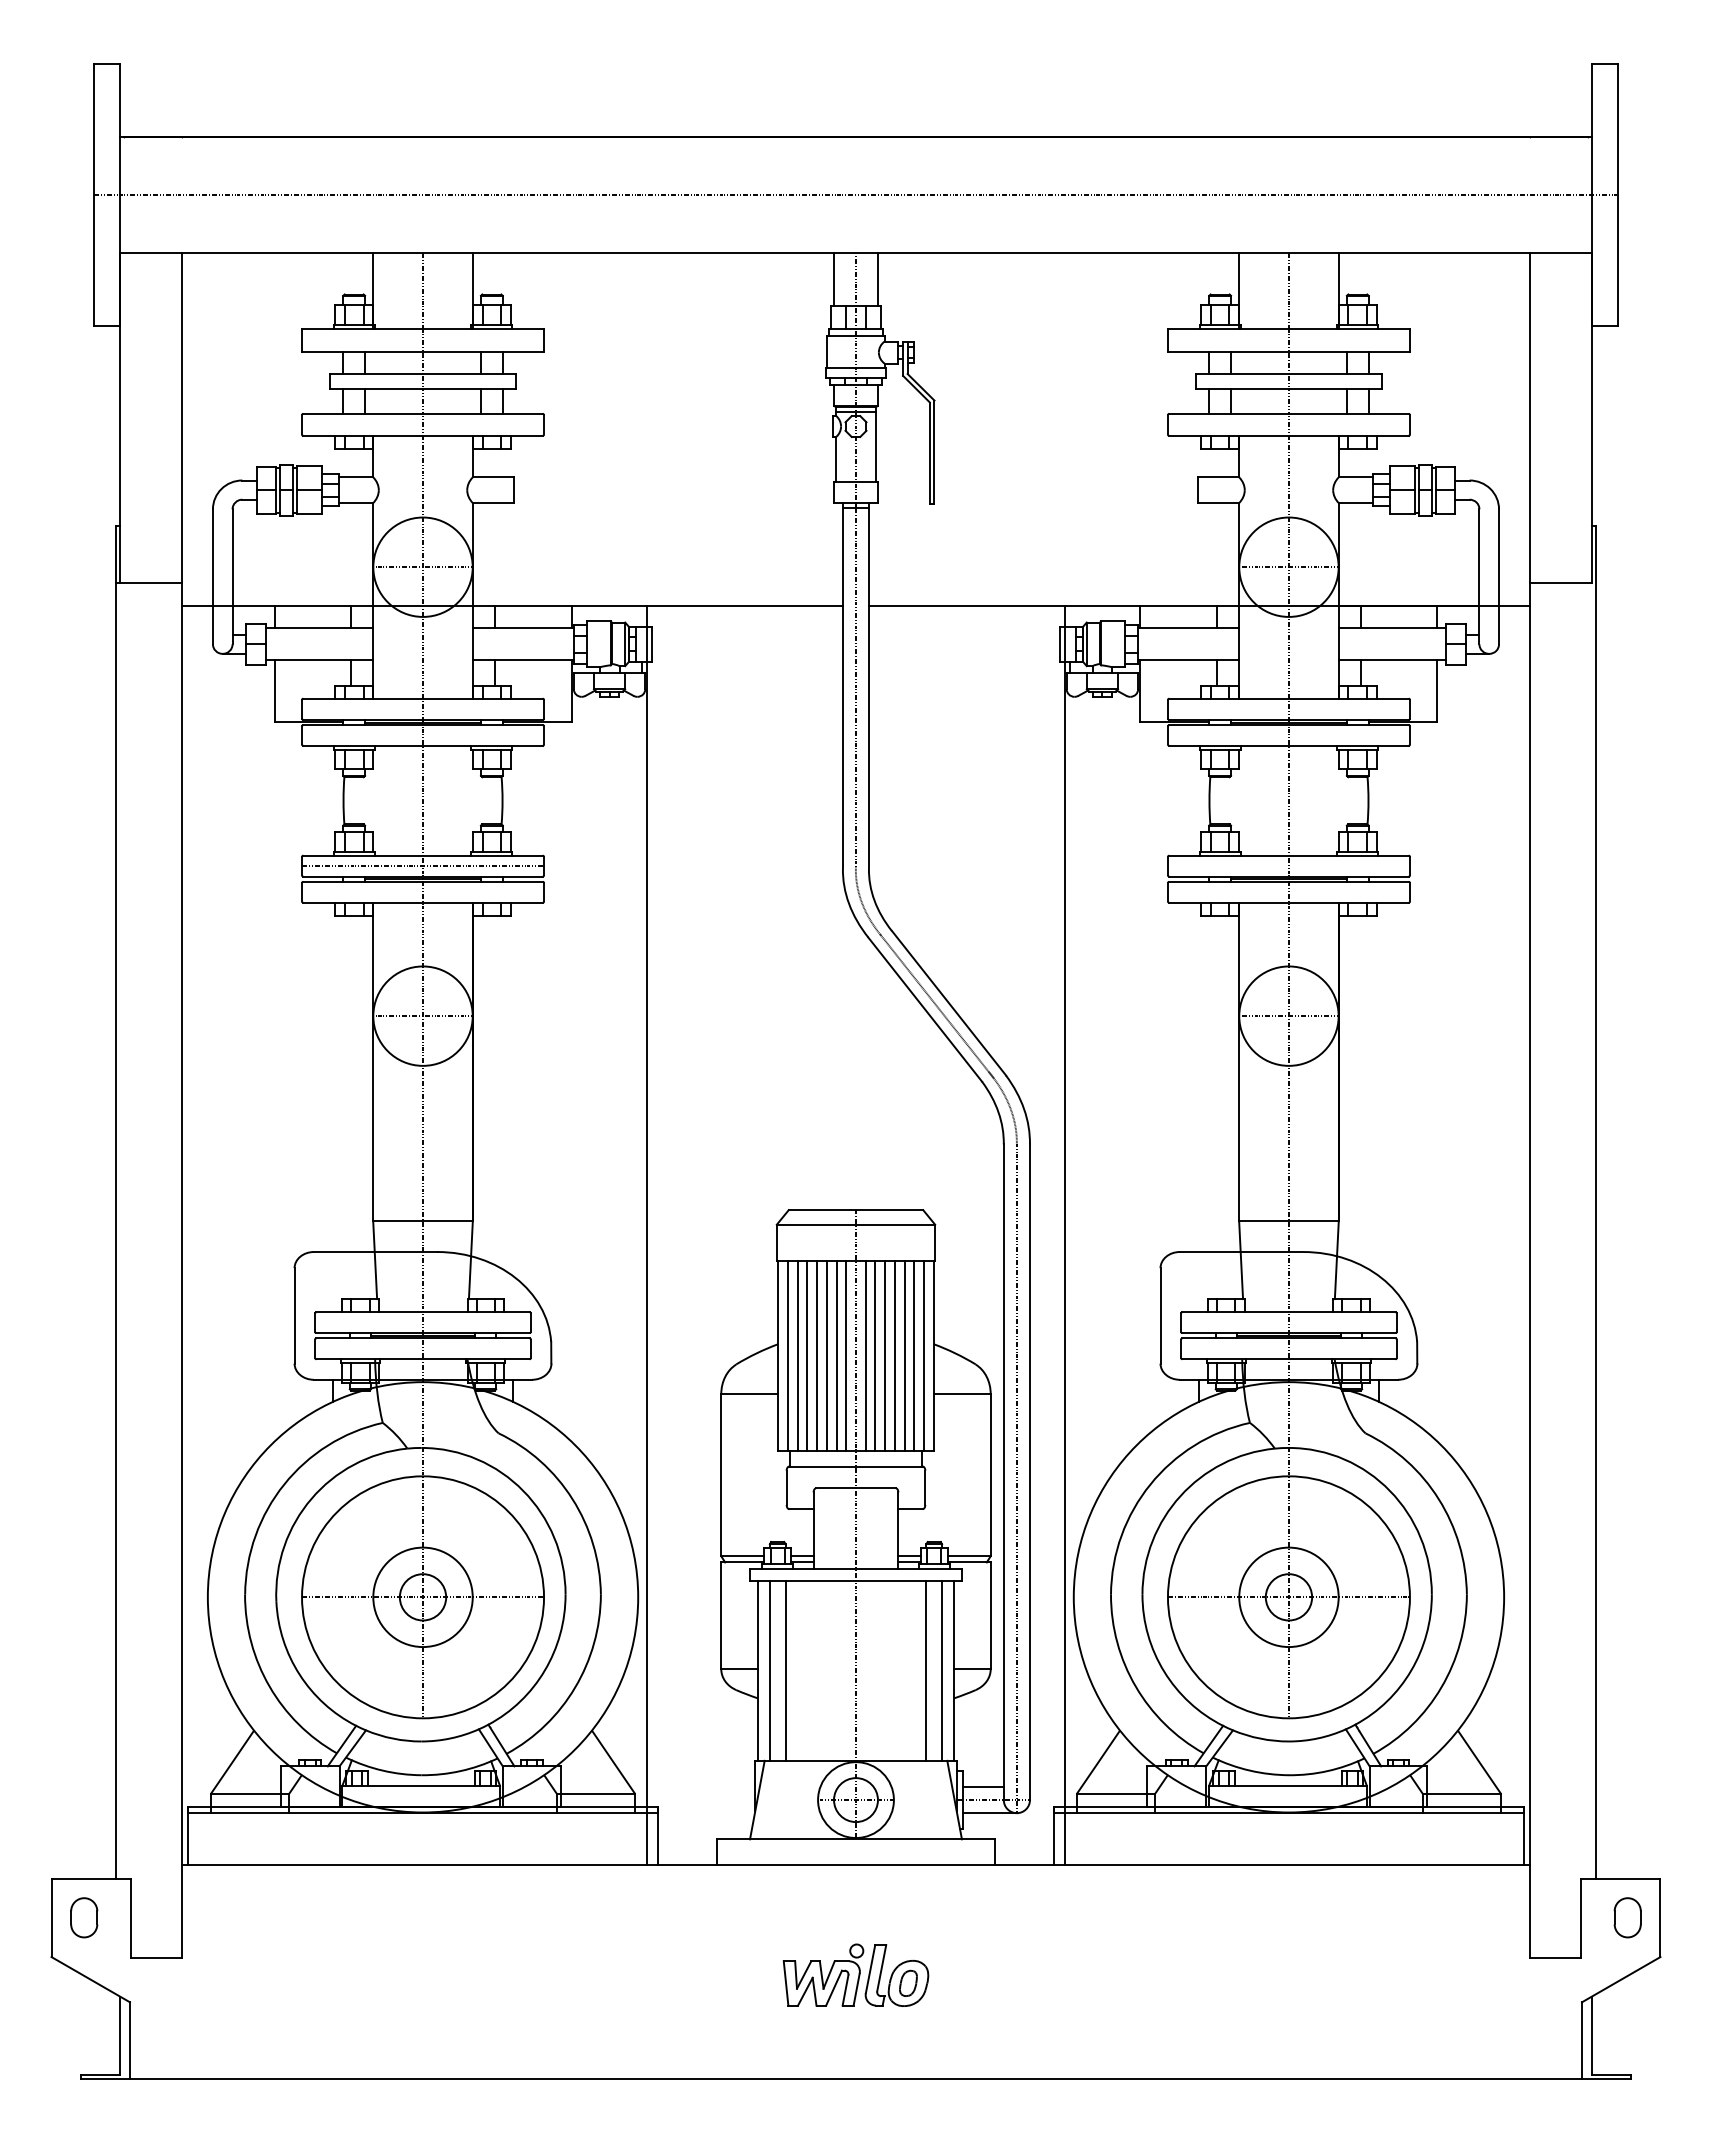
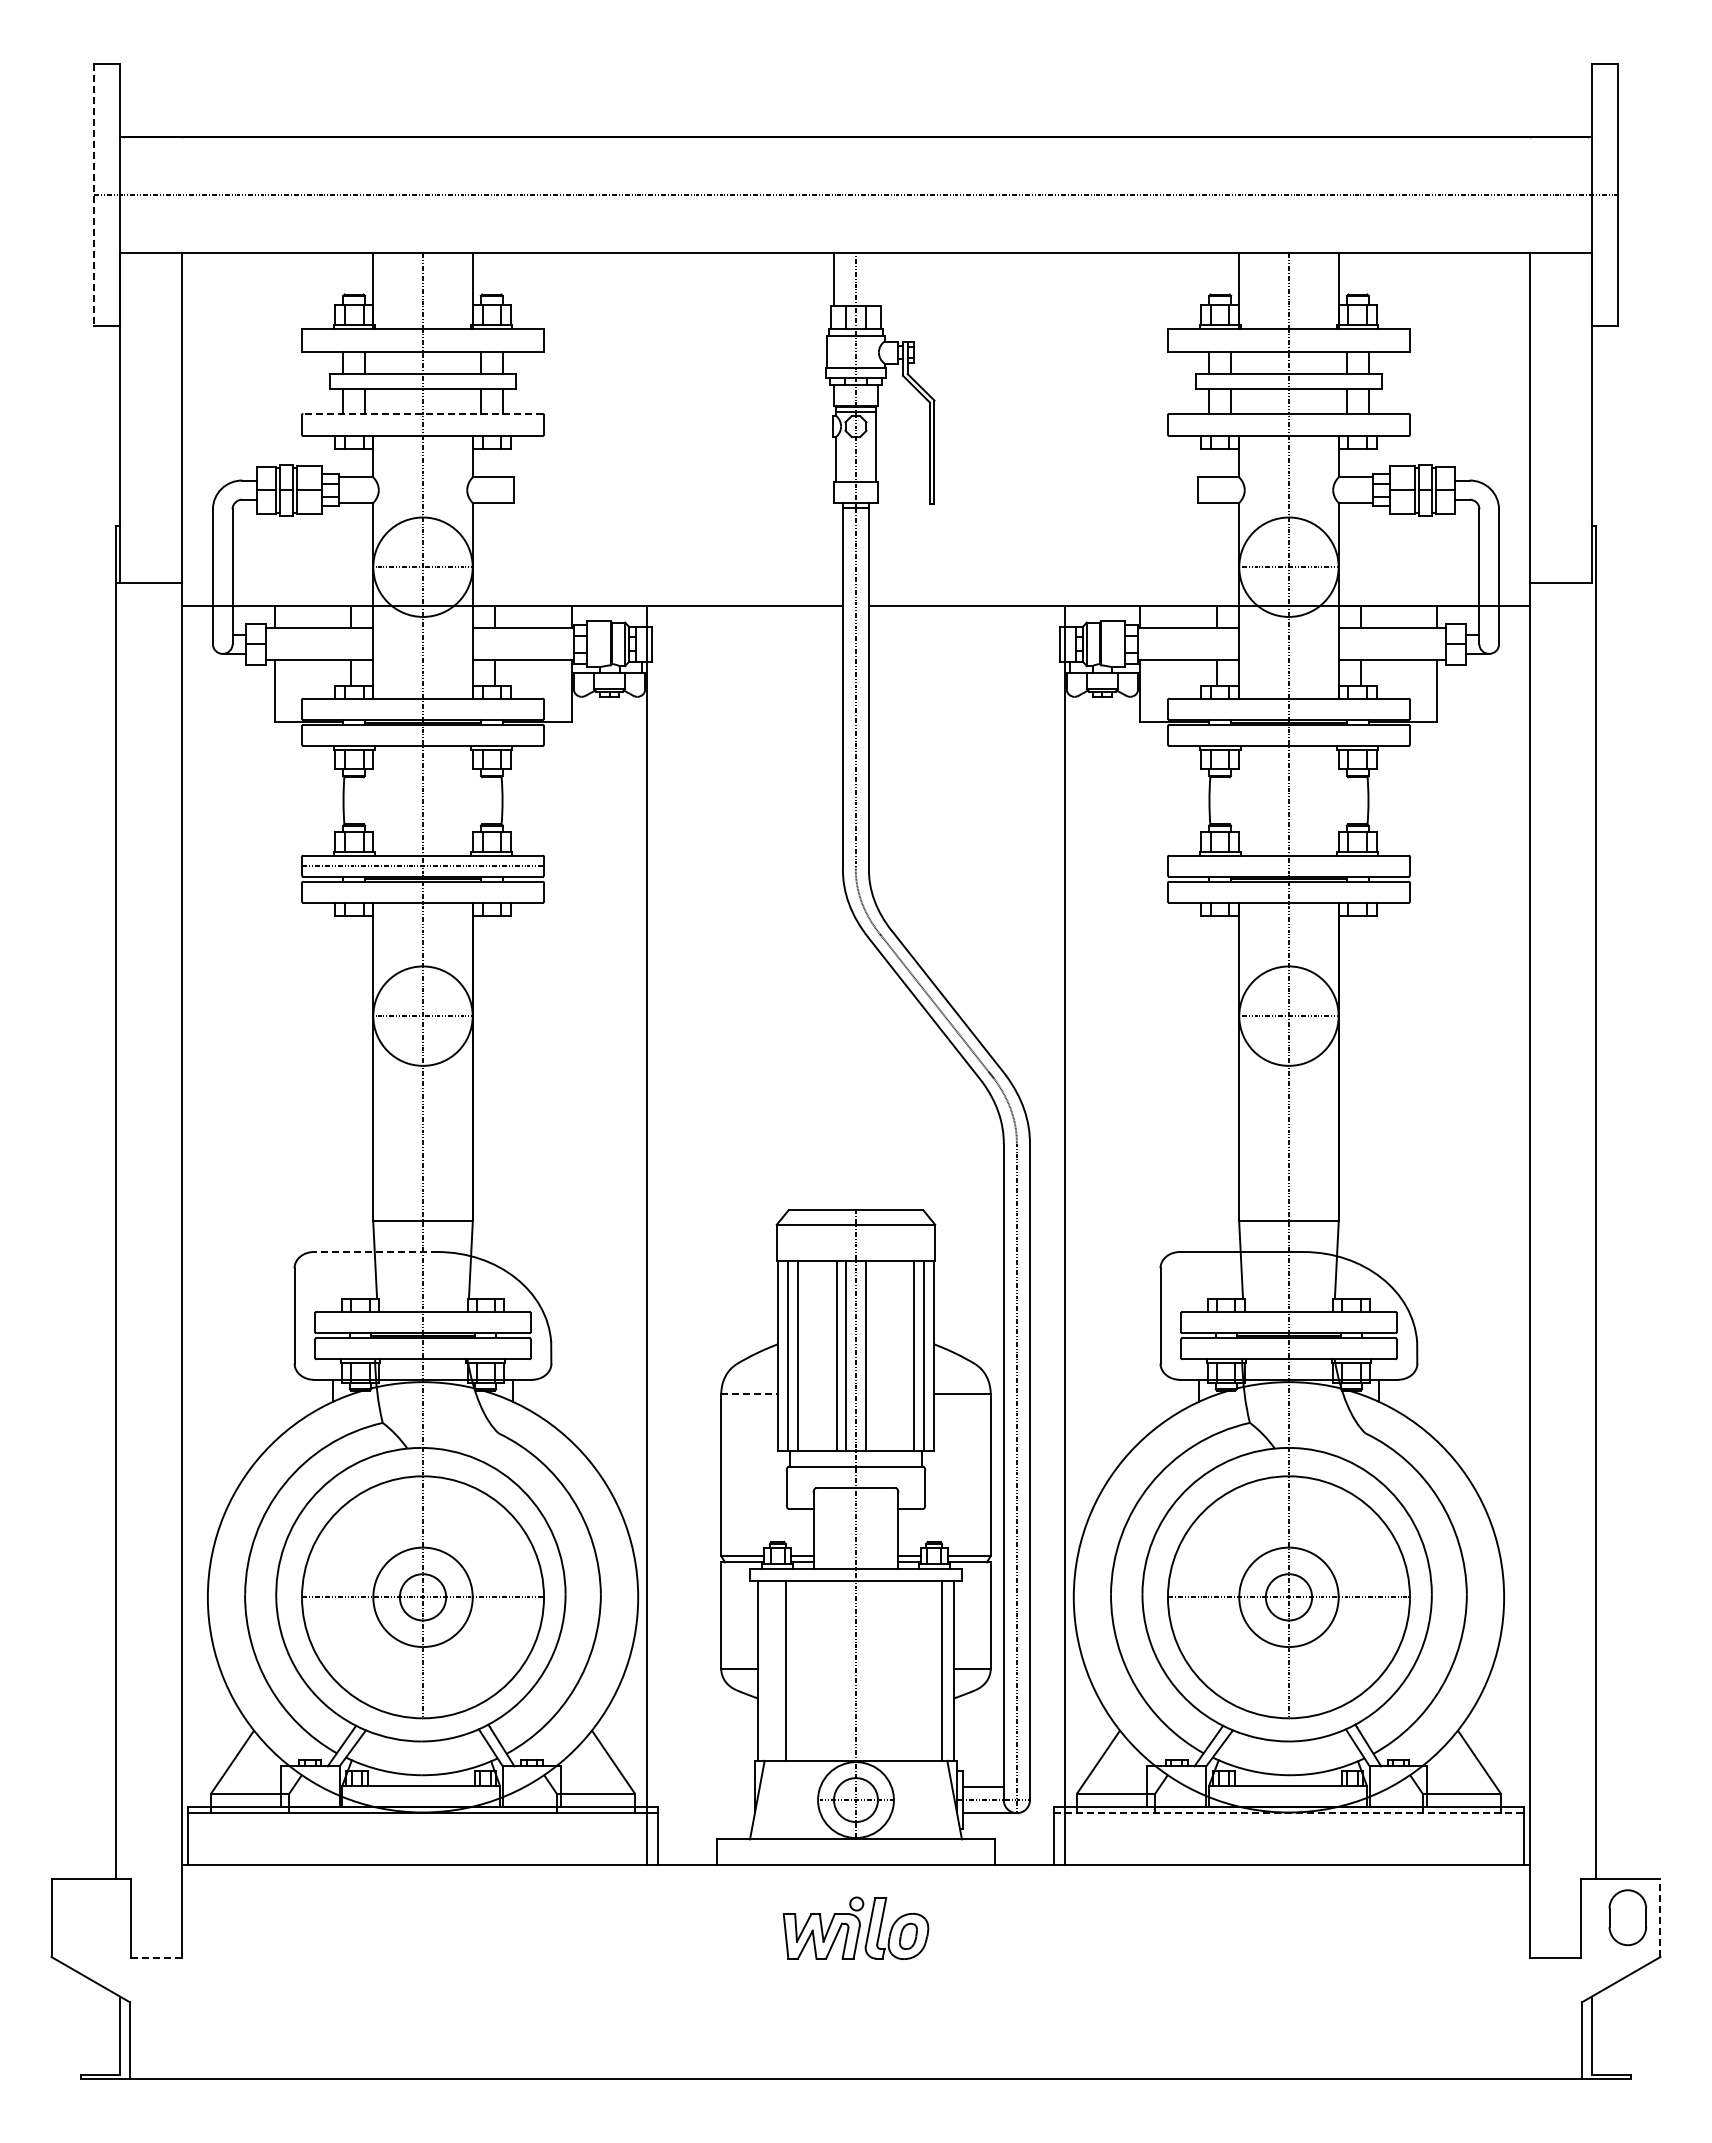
line: solid -> dashed (94, 195)
line: present -> none (878, 279)
line: solid -> dashed (423, 413)
line: solid -> dashed (375, 1252)
line: present -> none (807, 1355)
line: present -> none (817, 1355)
line: present -> none (826, 1355)
line: present -> none (875, 1355)
line: present -> none (885, 1355)
line: present -> none (894, 1355)
line: present -> none (904, 1355)
line: solid -> dashed (750, 1394)
line: present -> none (769, 1670)
line: present -> none (926, 1670)
line: solid -> dashed (1289, 1812)
part: present -> none (84, 1917)
part size: 29x42 px -> 40x58 px (1627, 1917)
line: solid -> dashed (1660, 1917)
line: solid -> dashed (156, 1958)
part position: (855, 1974) -> (855, 1927) (855, 1927)
